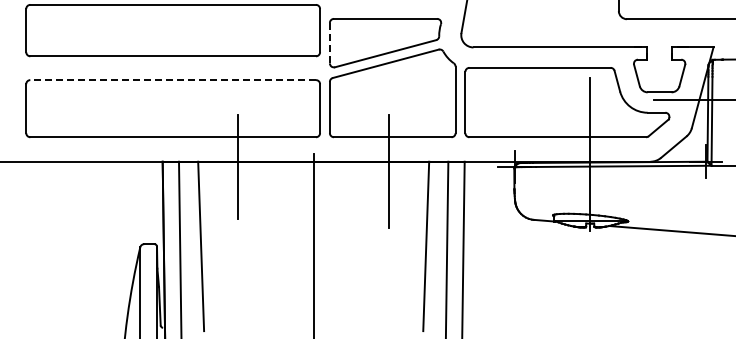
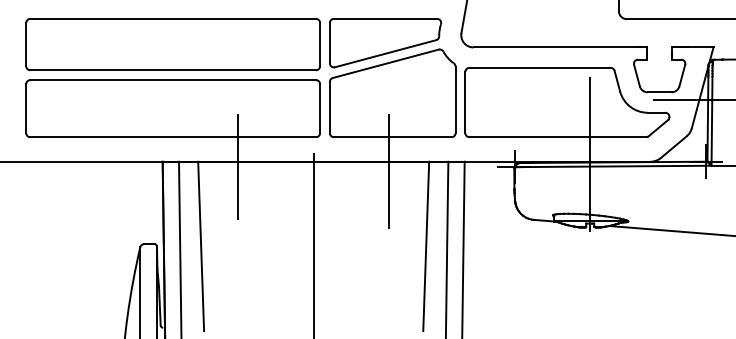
part position: (172, 30) -> (172, 44) (172, 44)
line: dashed -> solid (329, 43)
line: dashed -> solid (173, 80)
